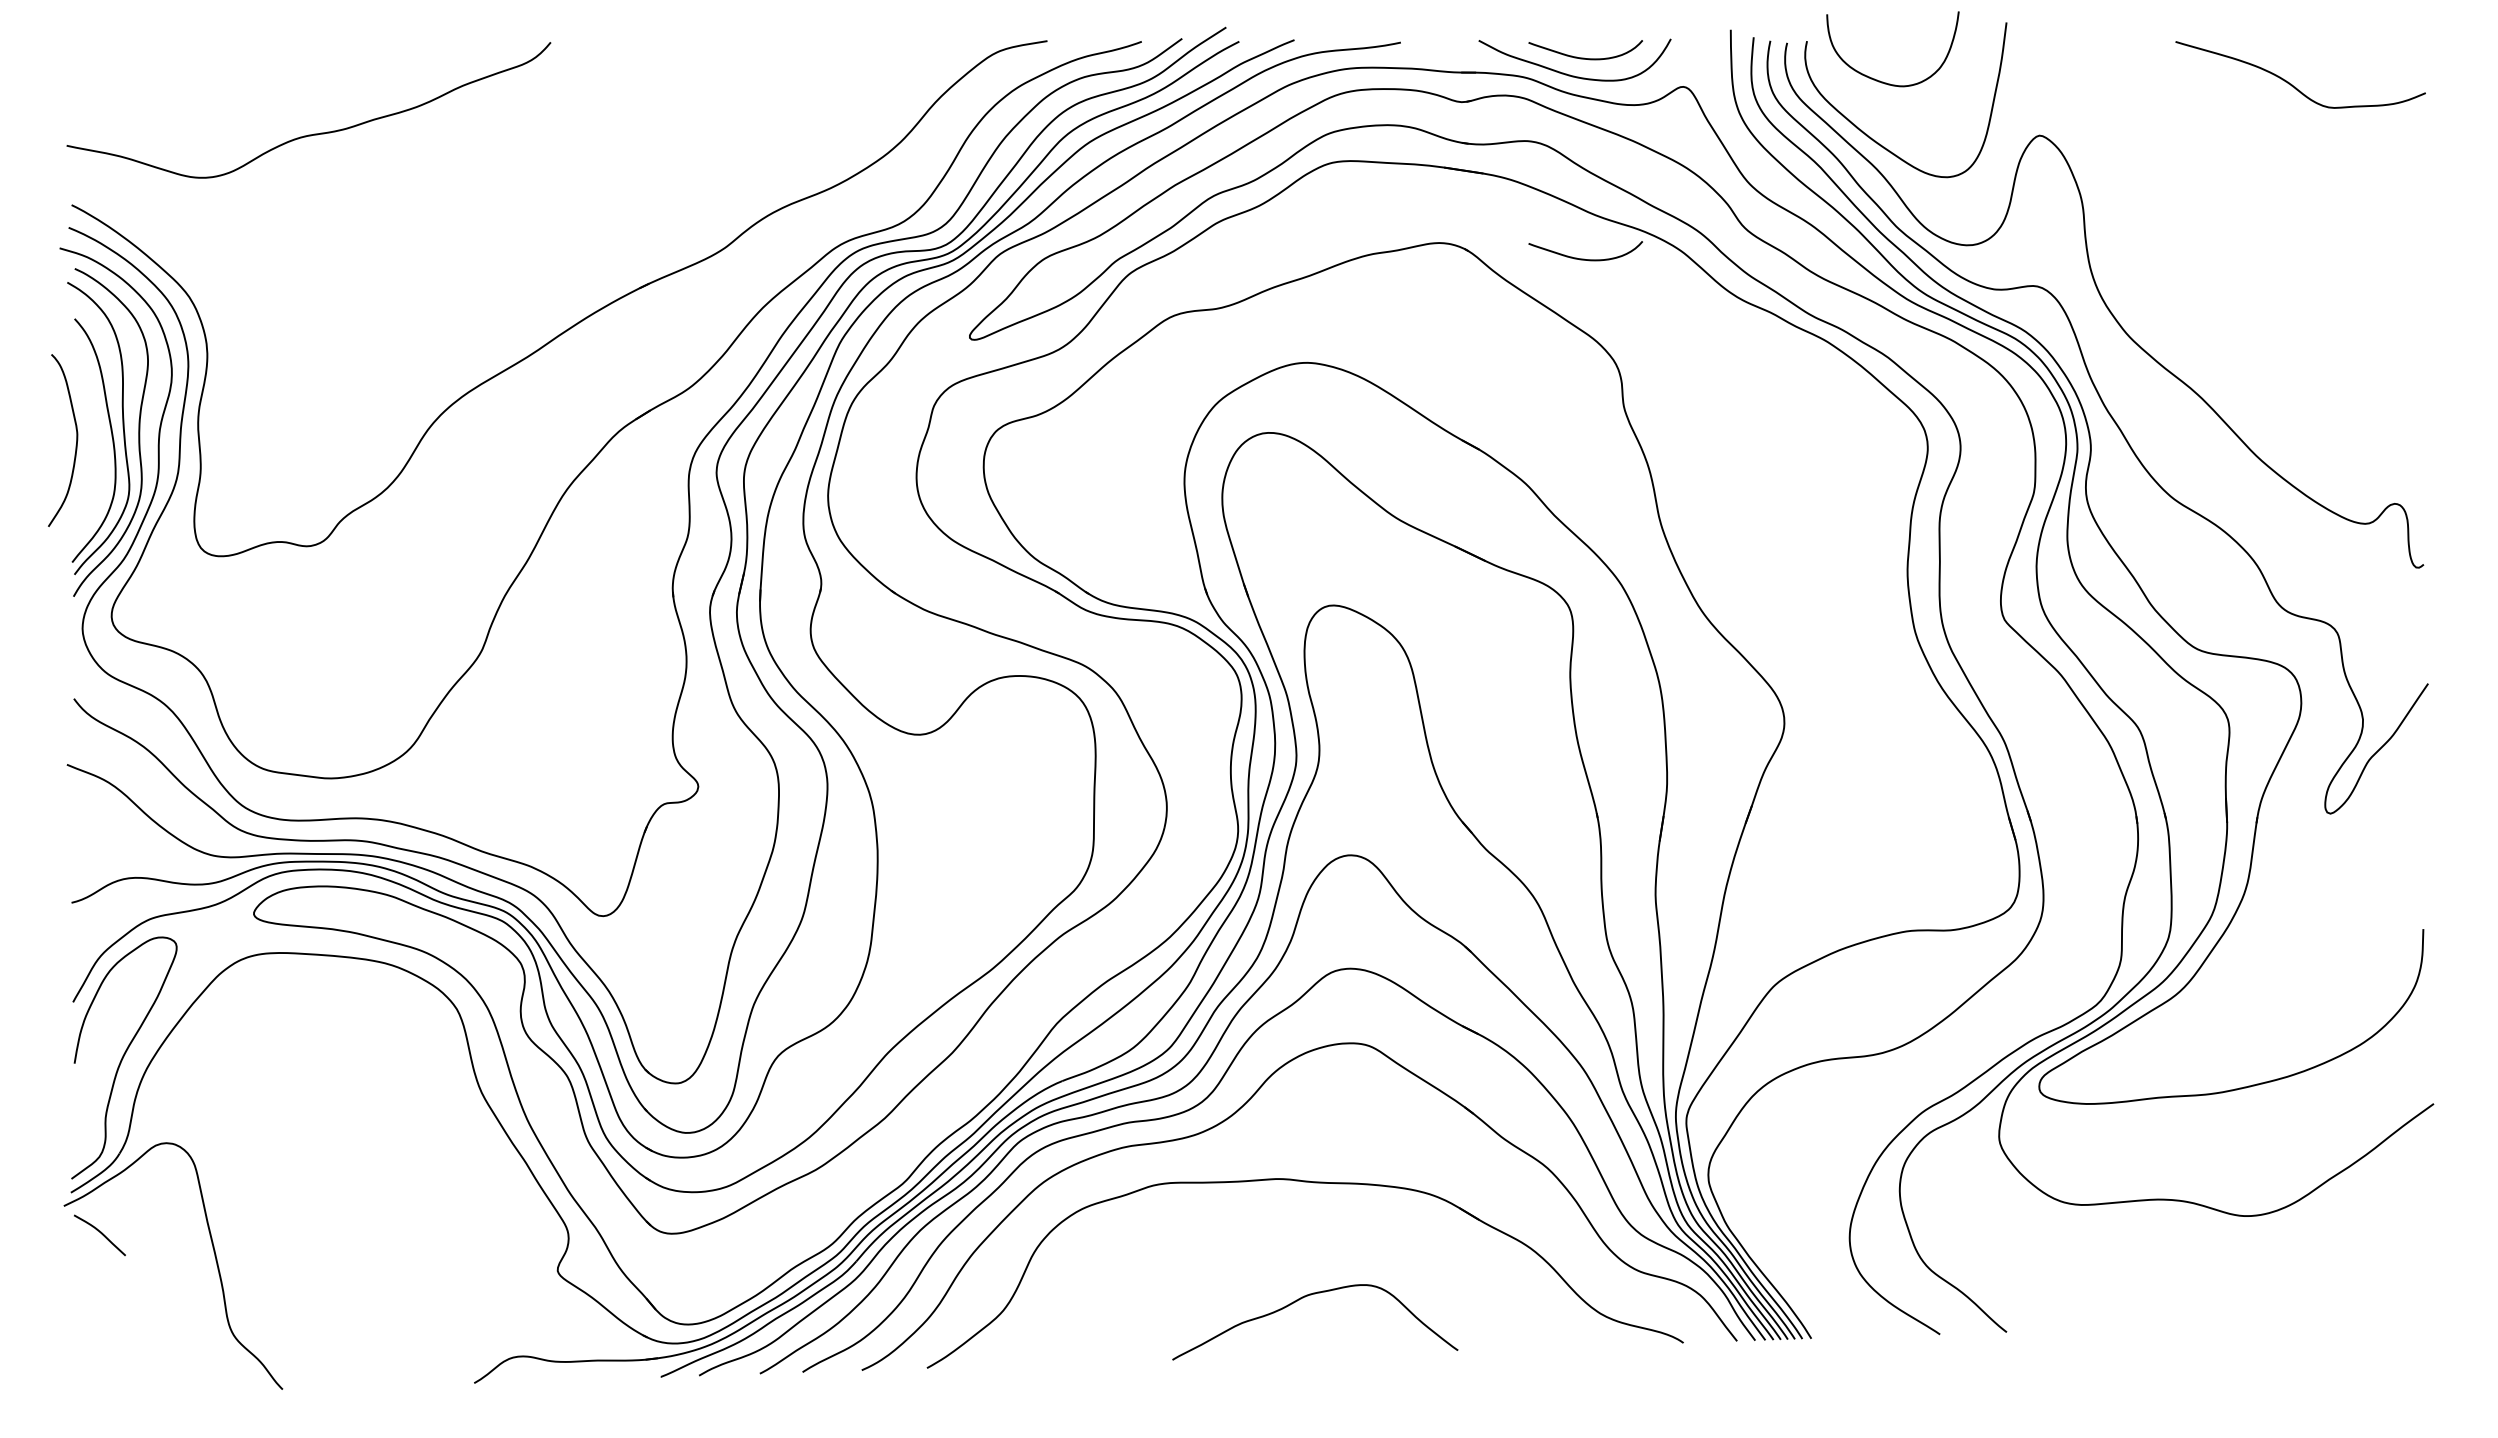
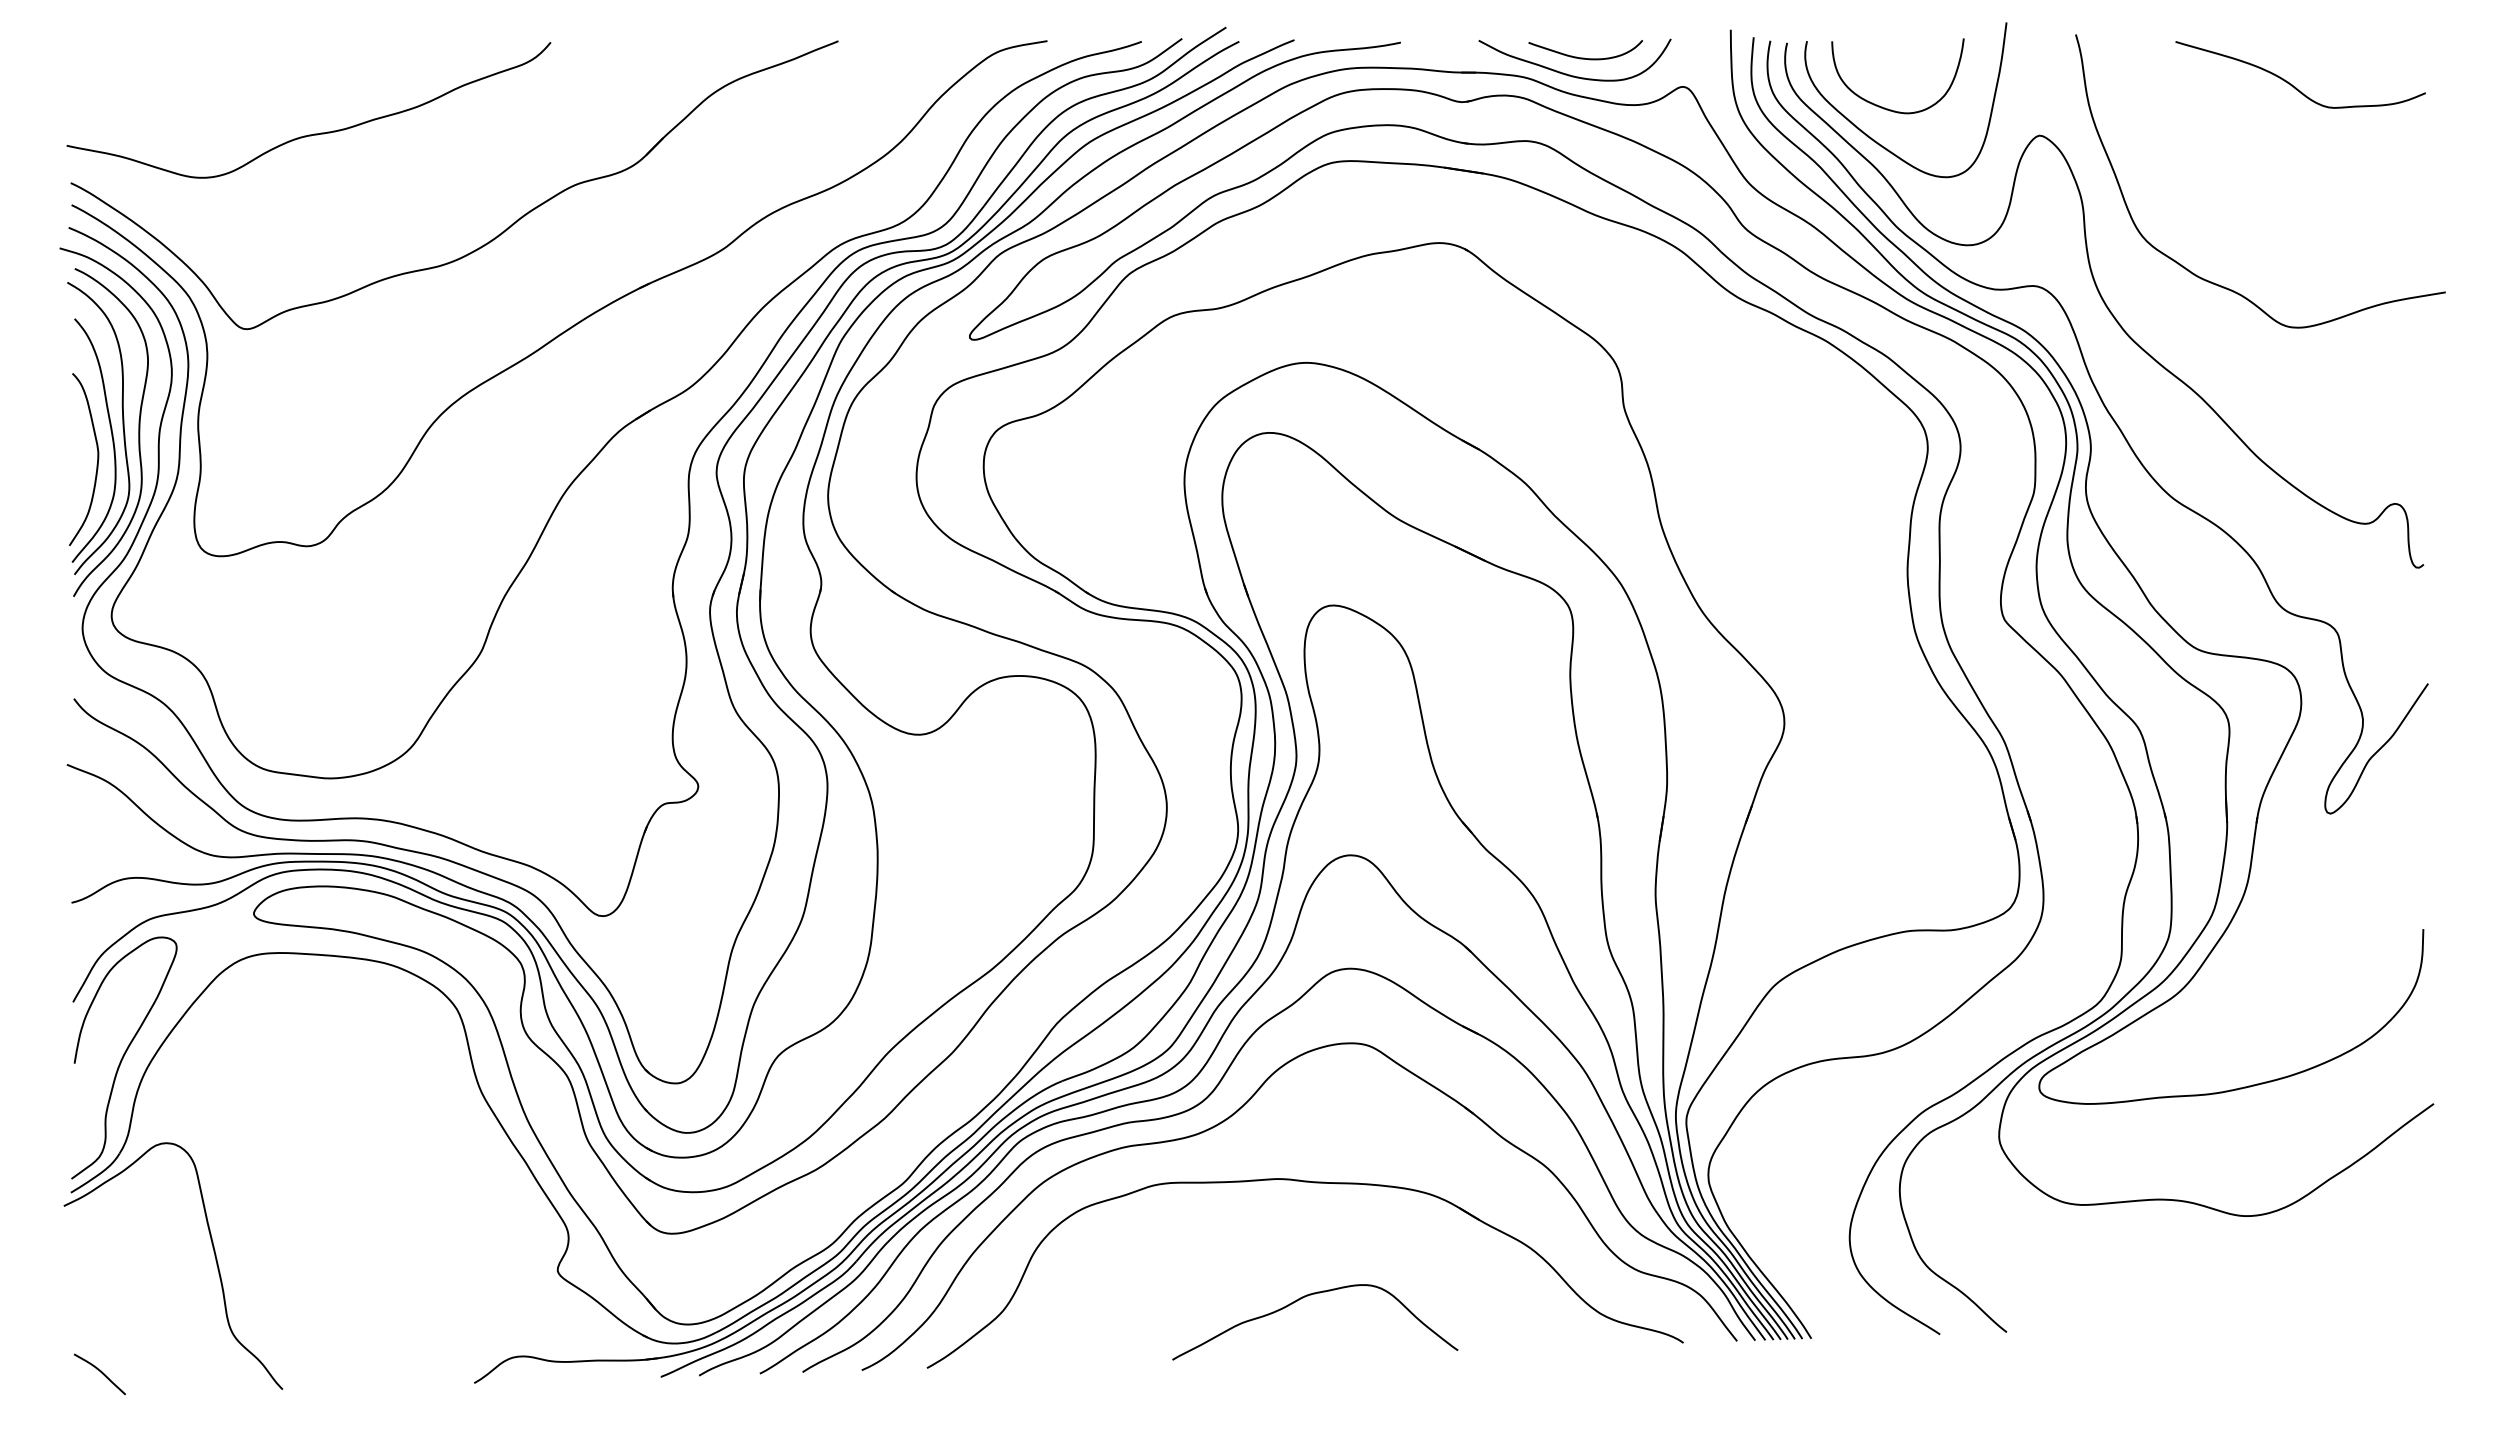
curve position: (1880, 80) -> (1885, 107) (1885, 107)
part: none -> present (491, 239)
curve: present -> none (1584, 258)
curve: none -> present (2219, 284)
curve position: (76, 440) -> (97, 459) (97, 459)
curve position: (100, 1233) -> (100, 1372) (100, 1372)
